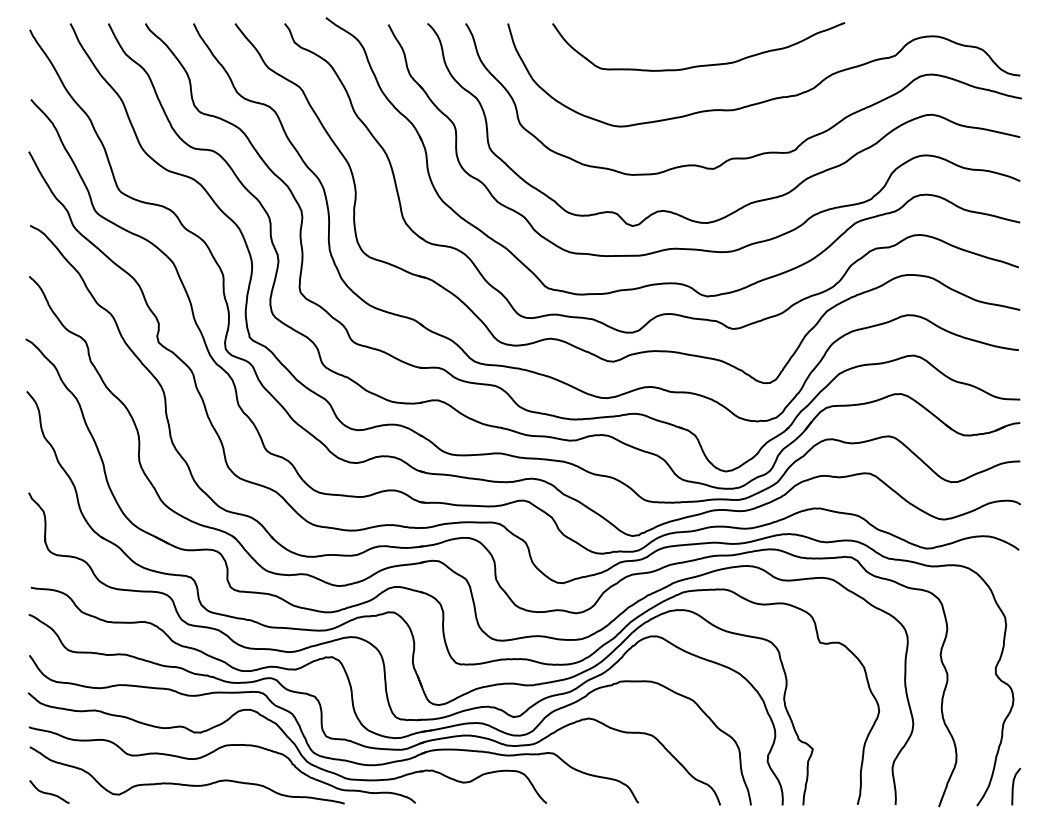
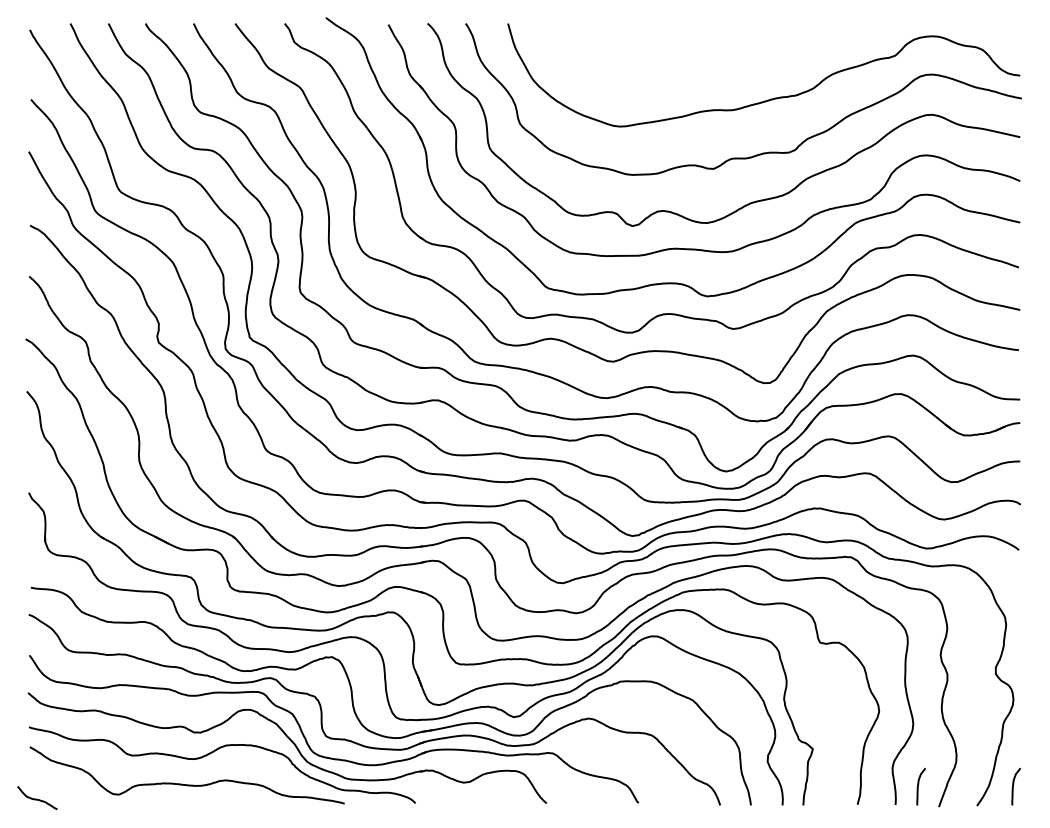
curve: present -> none (704, 64)
curve: none -> present (918, 786)
curve position: (49, 792) -> (37, 798) (37, 798)
